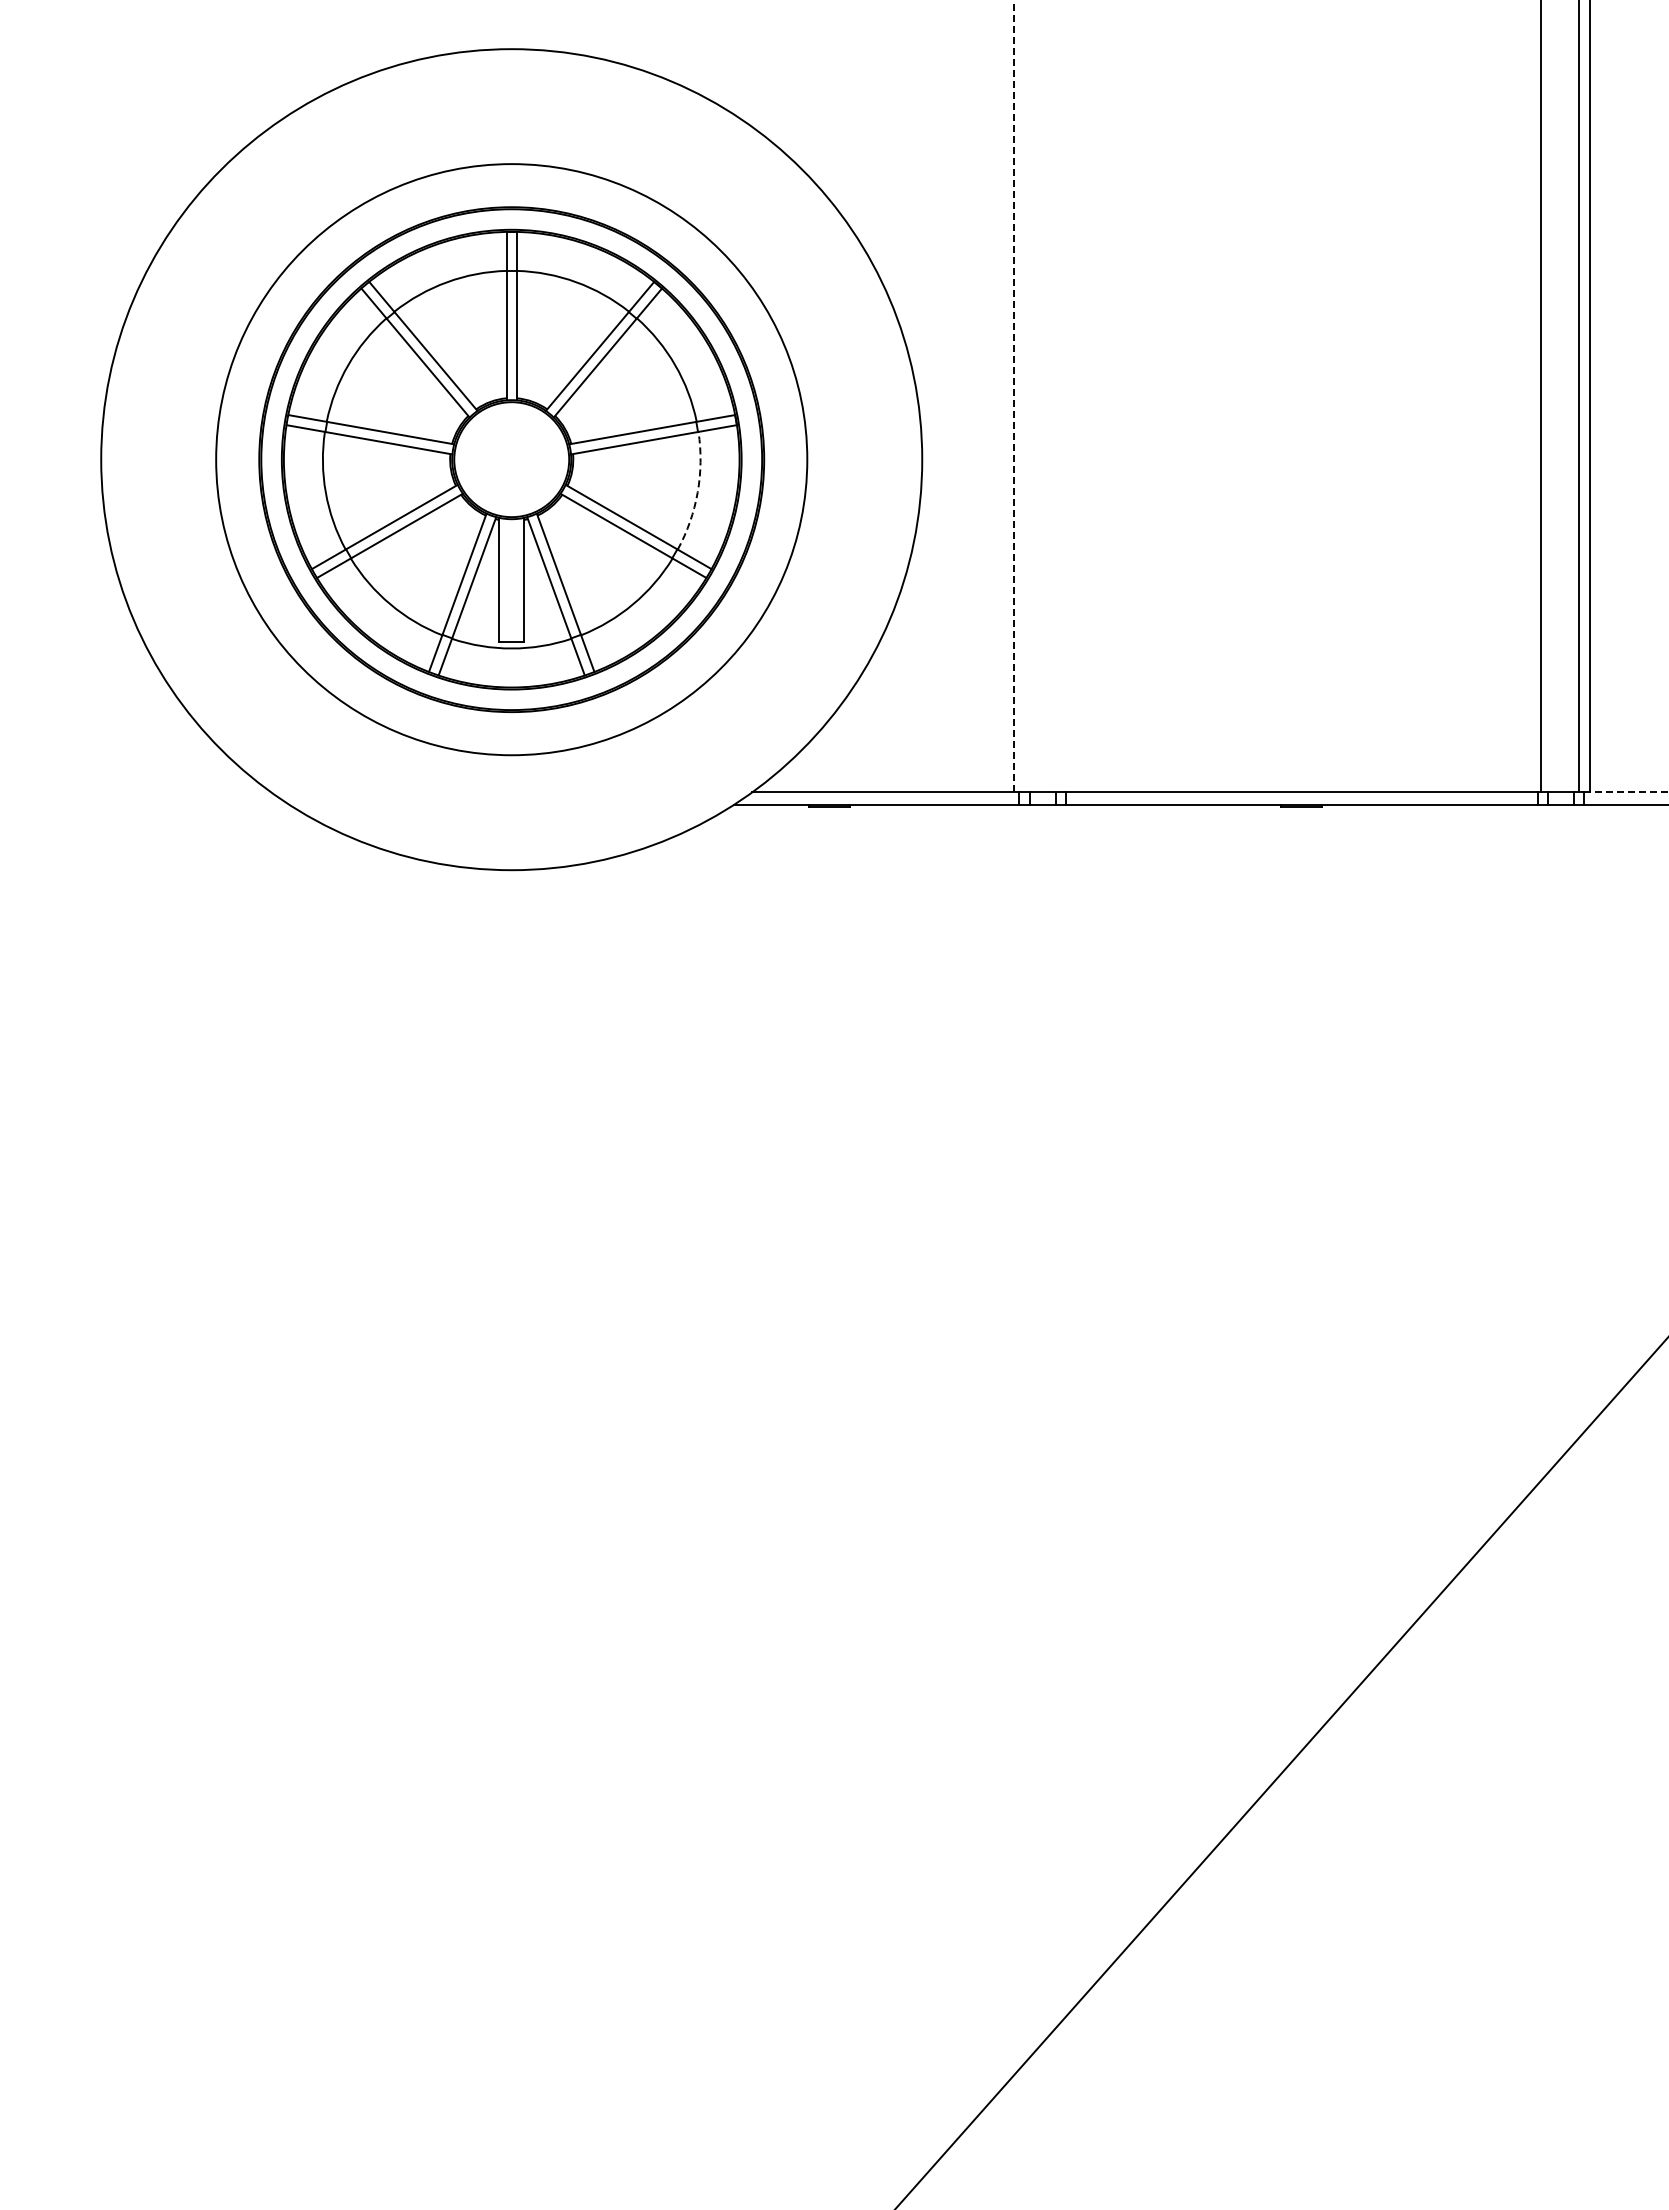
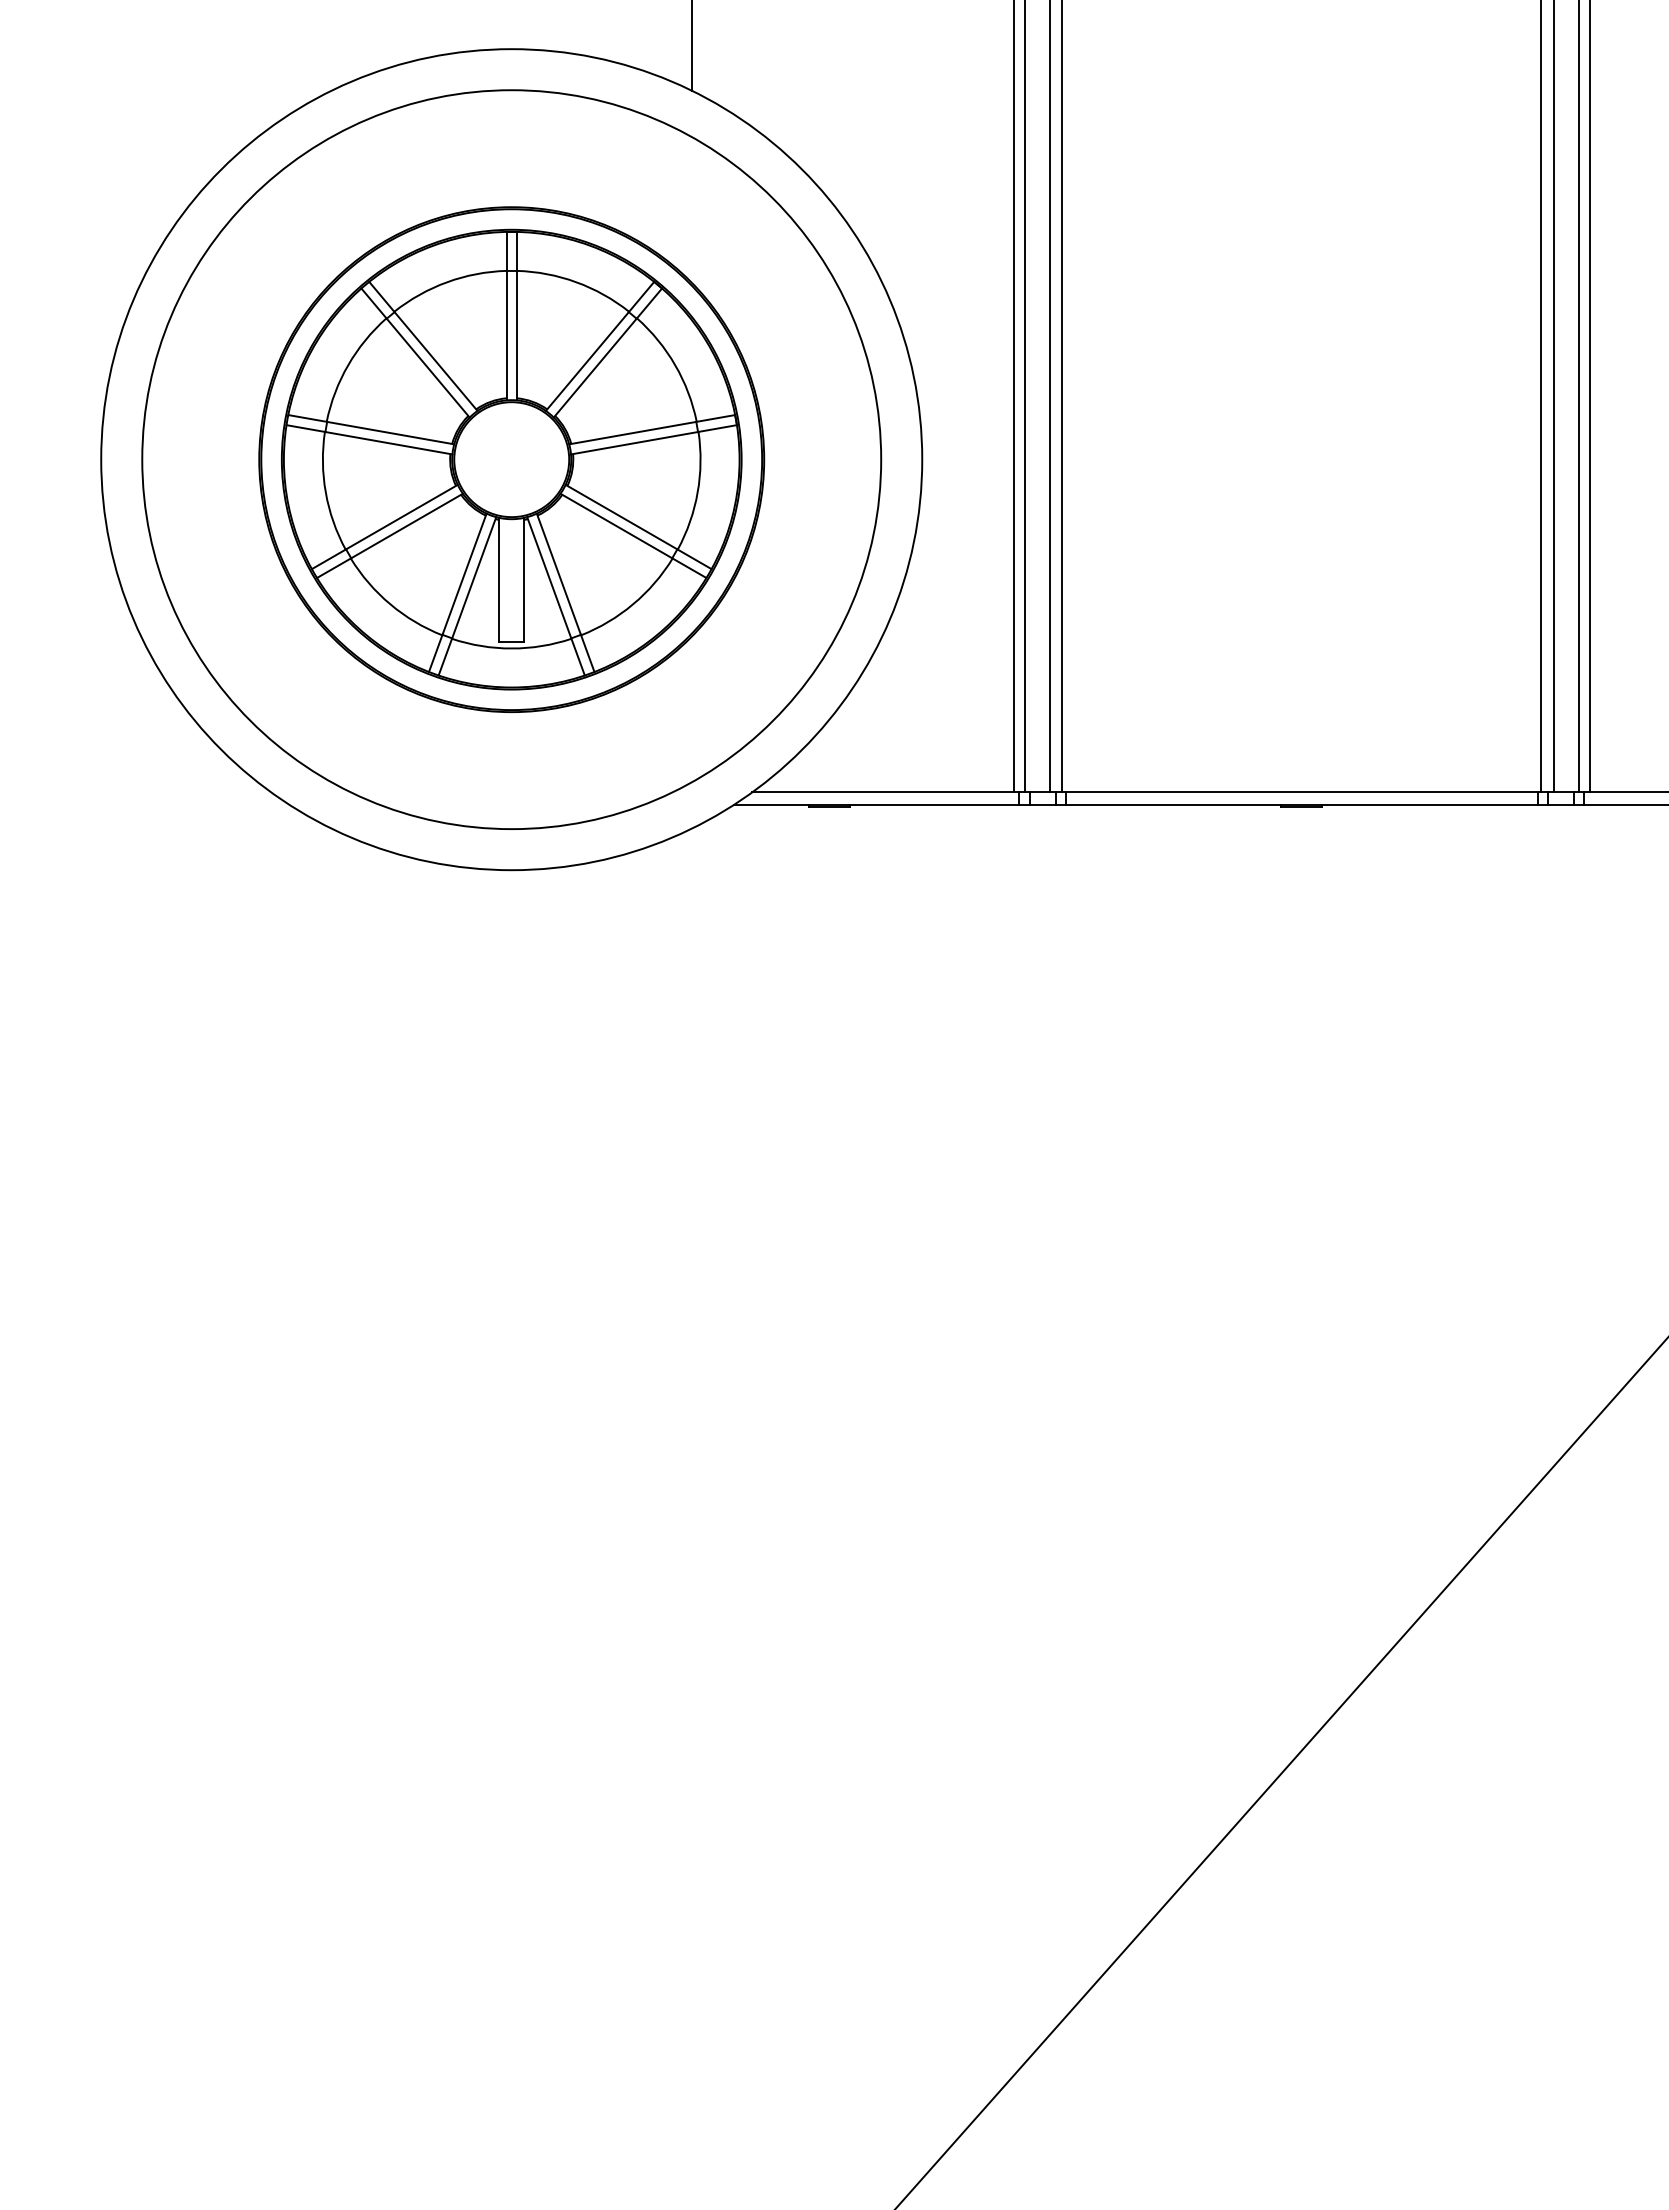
line: none -> present (692, 46)
line: dashed -> solid (1014, 396)
line: none -> present (1025, 397)
line: none -> present (1049, 397)
line: none -> present (1062, 397)
line: none -> present (1553, 397)
circle diameter: 591 px -> 739 px (511, 459)
arc: dashed -> solid (697, 492)
line: dashed -> solid (1626, 792)
